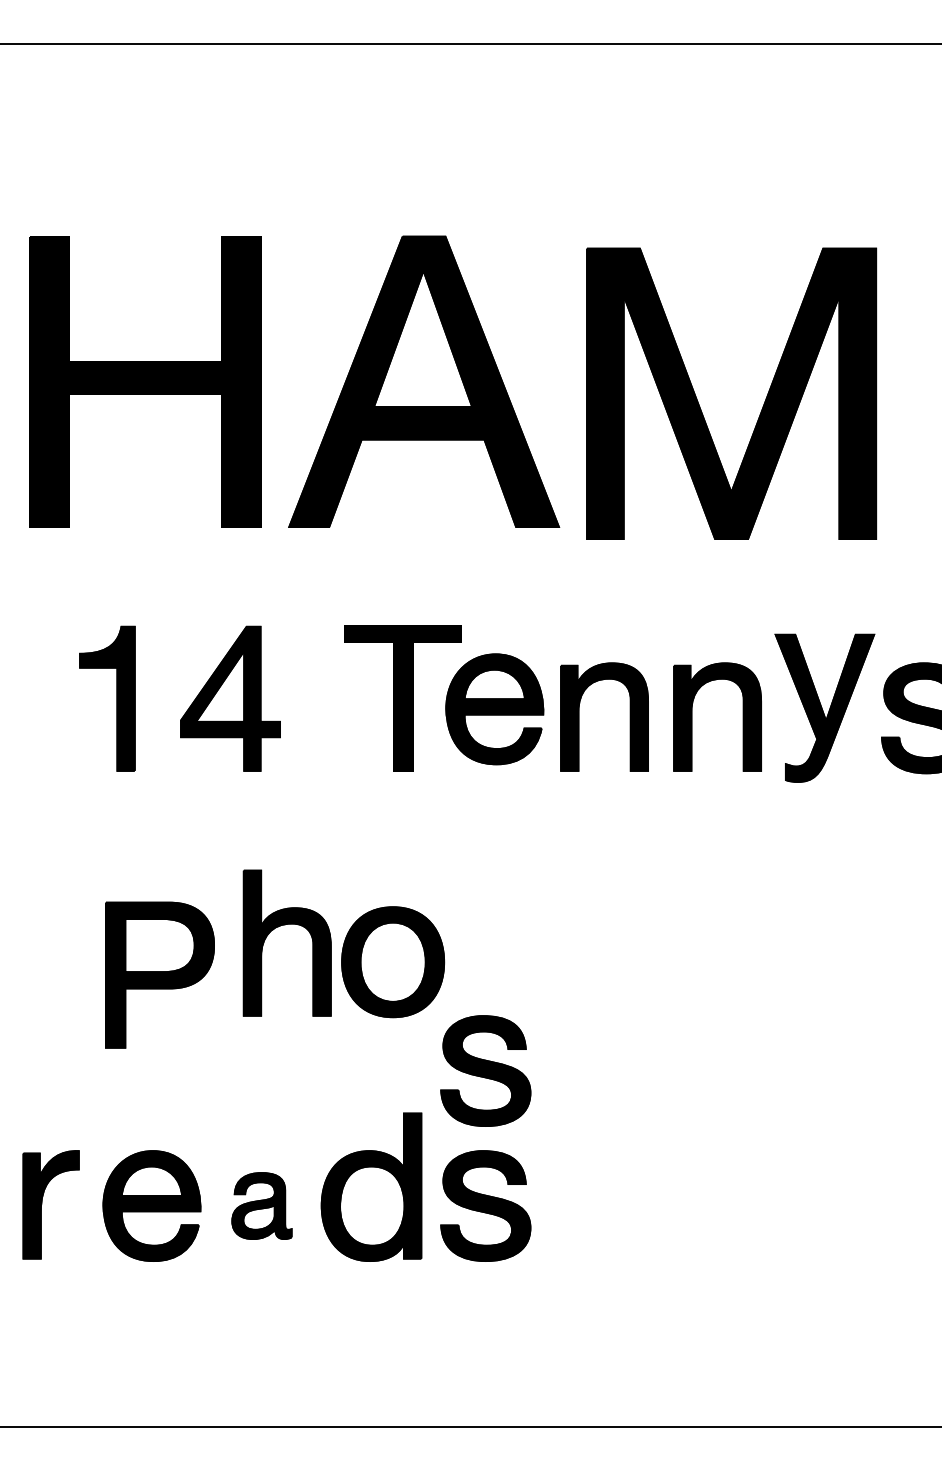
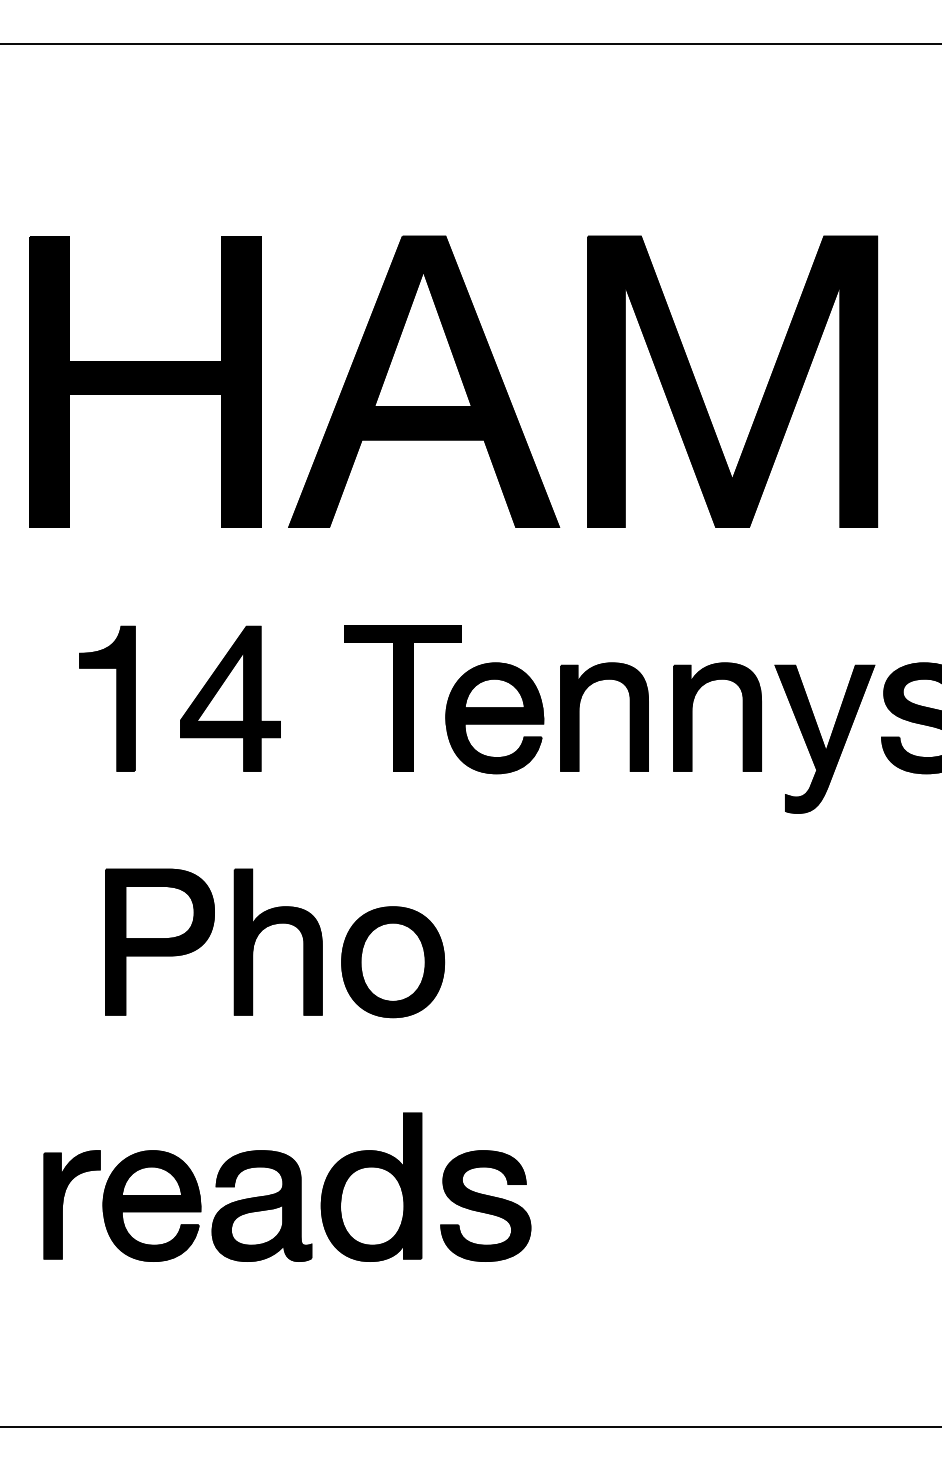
part position: (763, 403) -> (764, 391) (764, 391)
part position: (824, 707) -> (824, 738) (824, 738)
part position: (494, 709) -> (494, 718) (494, 718)
part position: (278, 927) -> (269, 926) (269, 926)
part position: (159, 974) -> (159, 941) (159, 941)
part: present -> none (485, 1070)
part position: (42, 1204) -> (63, 1204) (63, 1204)
part size: 62x68 px -> 102x112 px (261, 1205)
